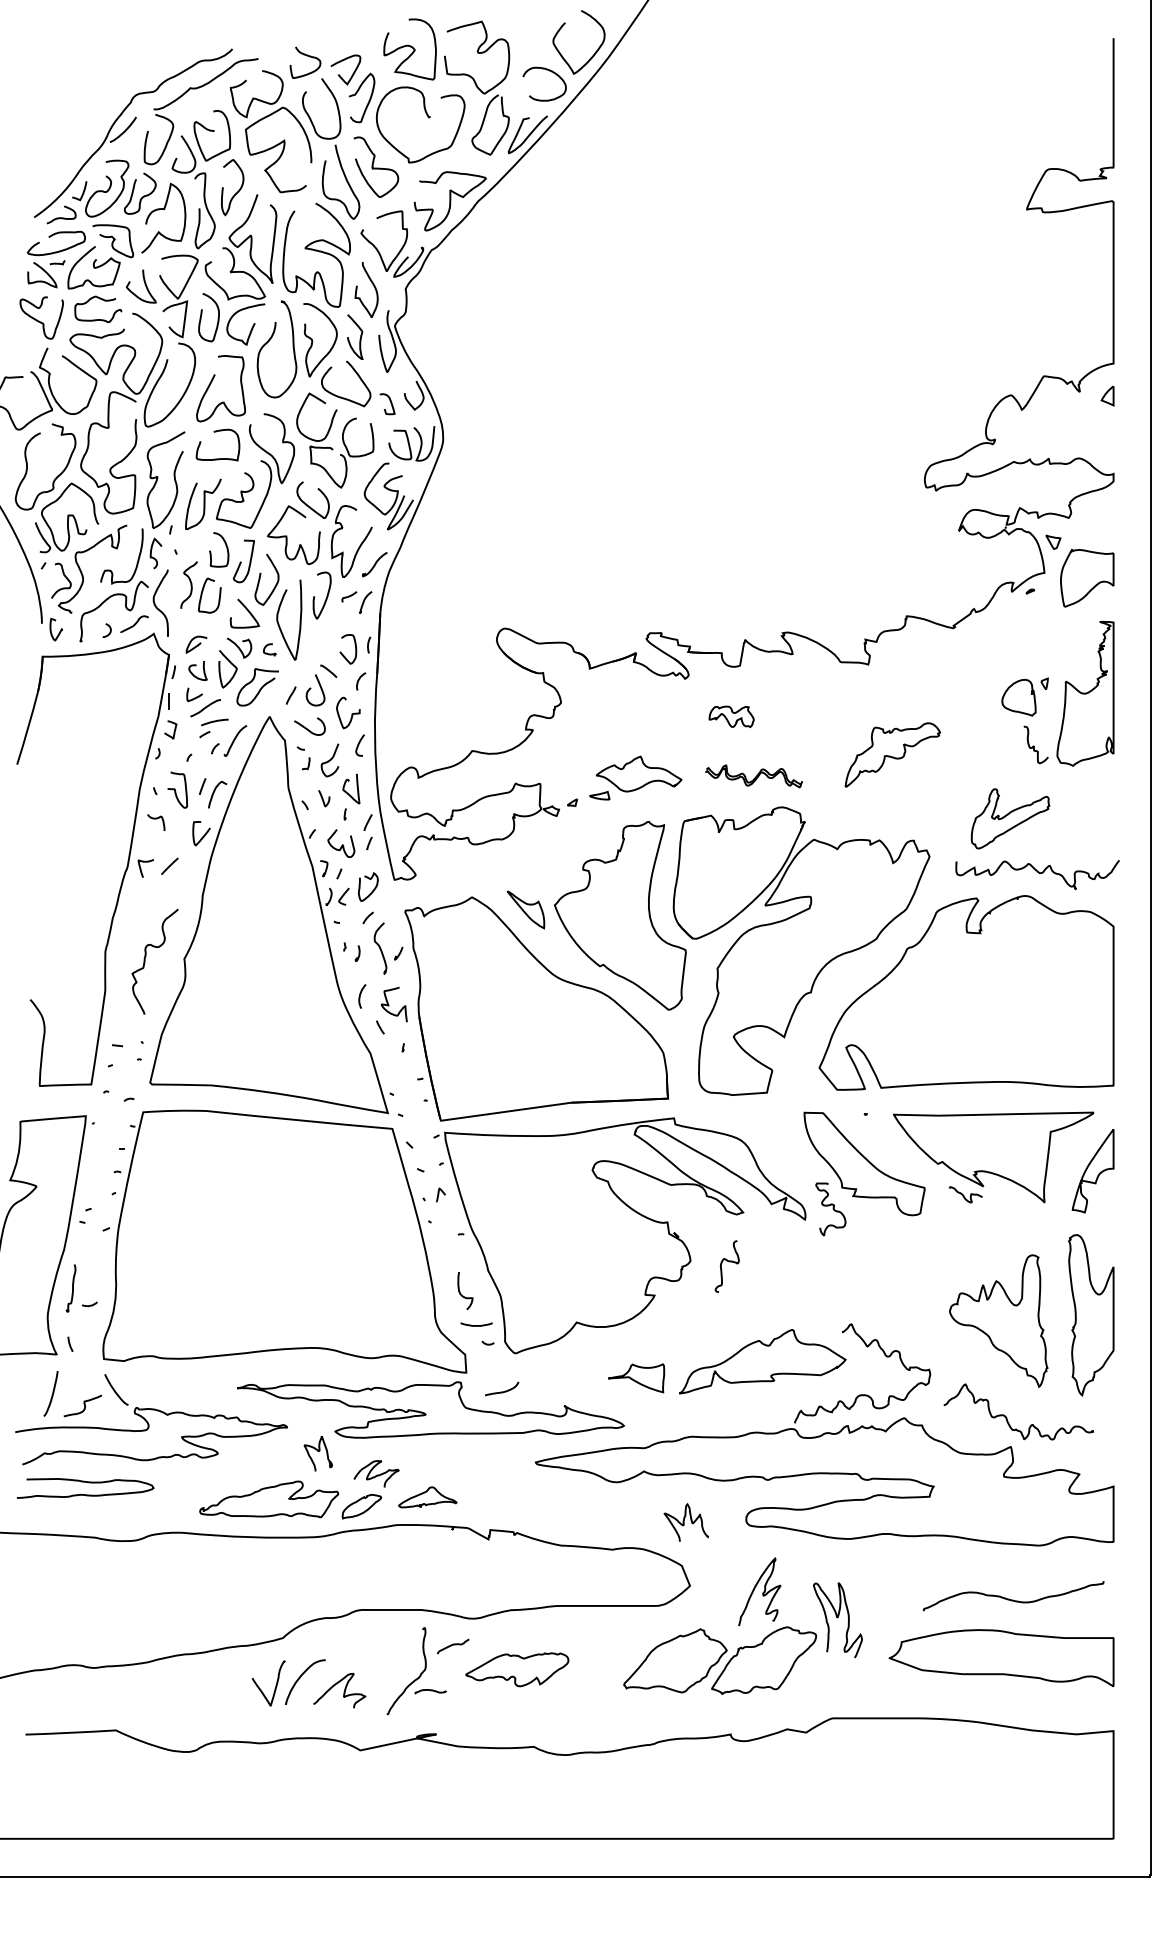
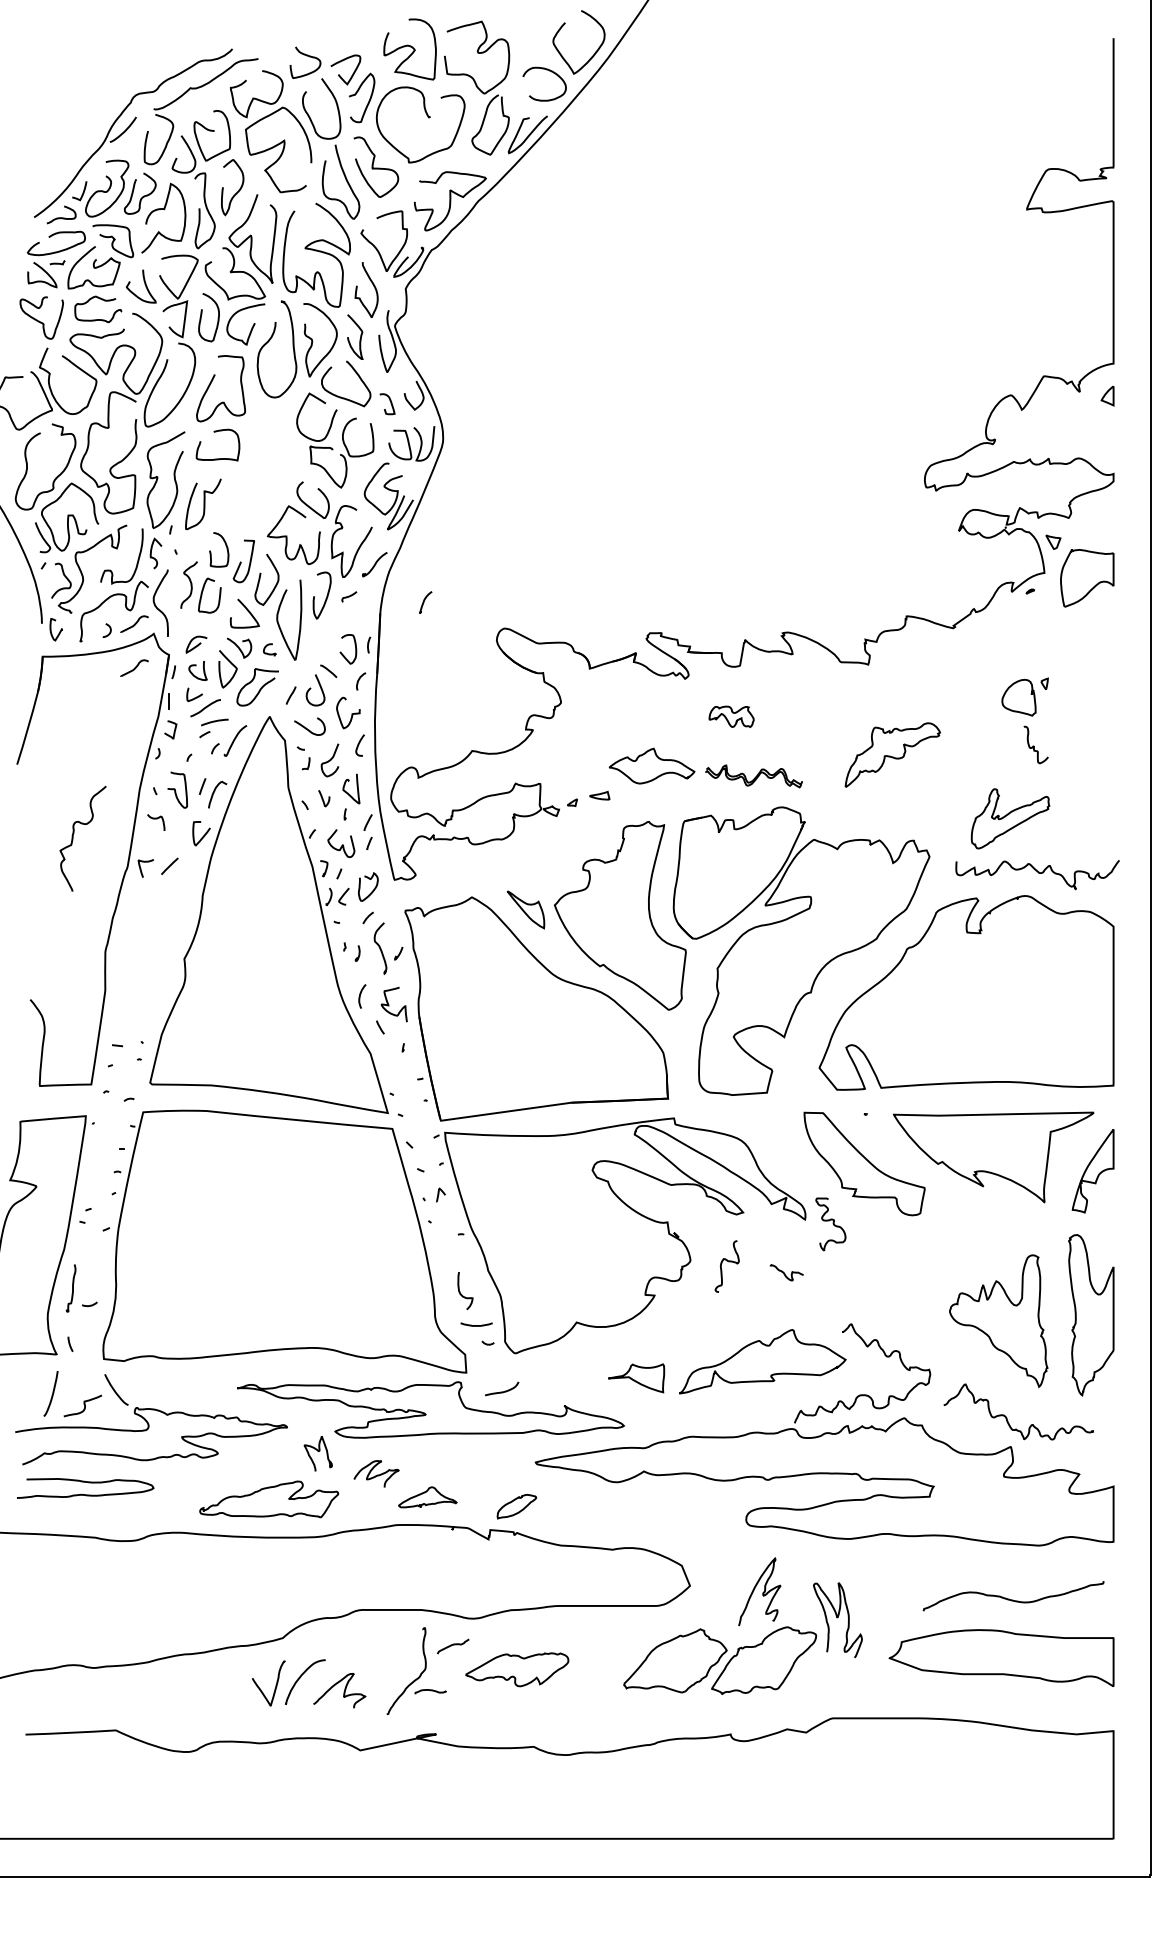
part: present -> none (250, 475)
curve position: (364, 602) -> (424, 602) (424, 602)
curve: none -> present (134, 667)
part: present -> none (1085, 693)
part position: (638, 773) -> (651, 765) (651, 765)
curve position: (145, 961) -> (73, 838) (73, 838)
curve position: (964, 1195) -> (785, 1273) (785, 1273)
curve position: (832, 1208) -> (832, 1223) (832, 1223)
part position: (361, 1506) -> (516, 1506) (516, 1506)
curve: present -> none (684, 1522)
